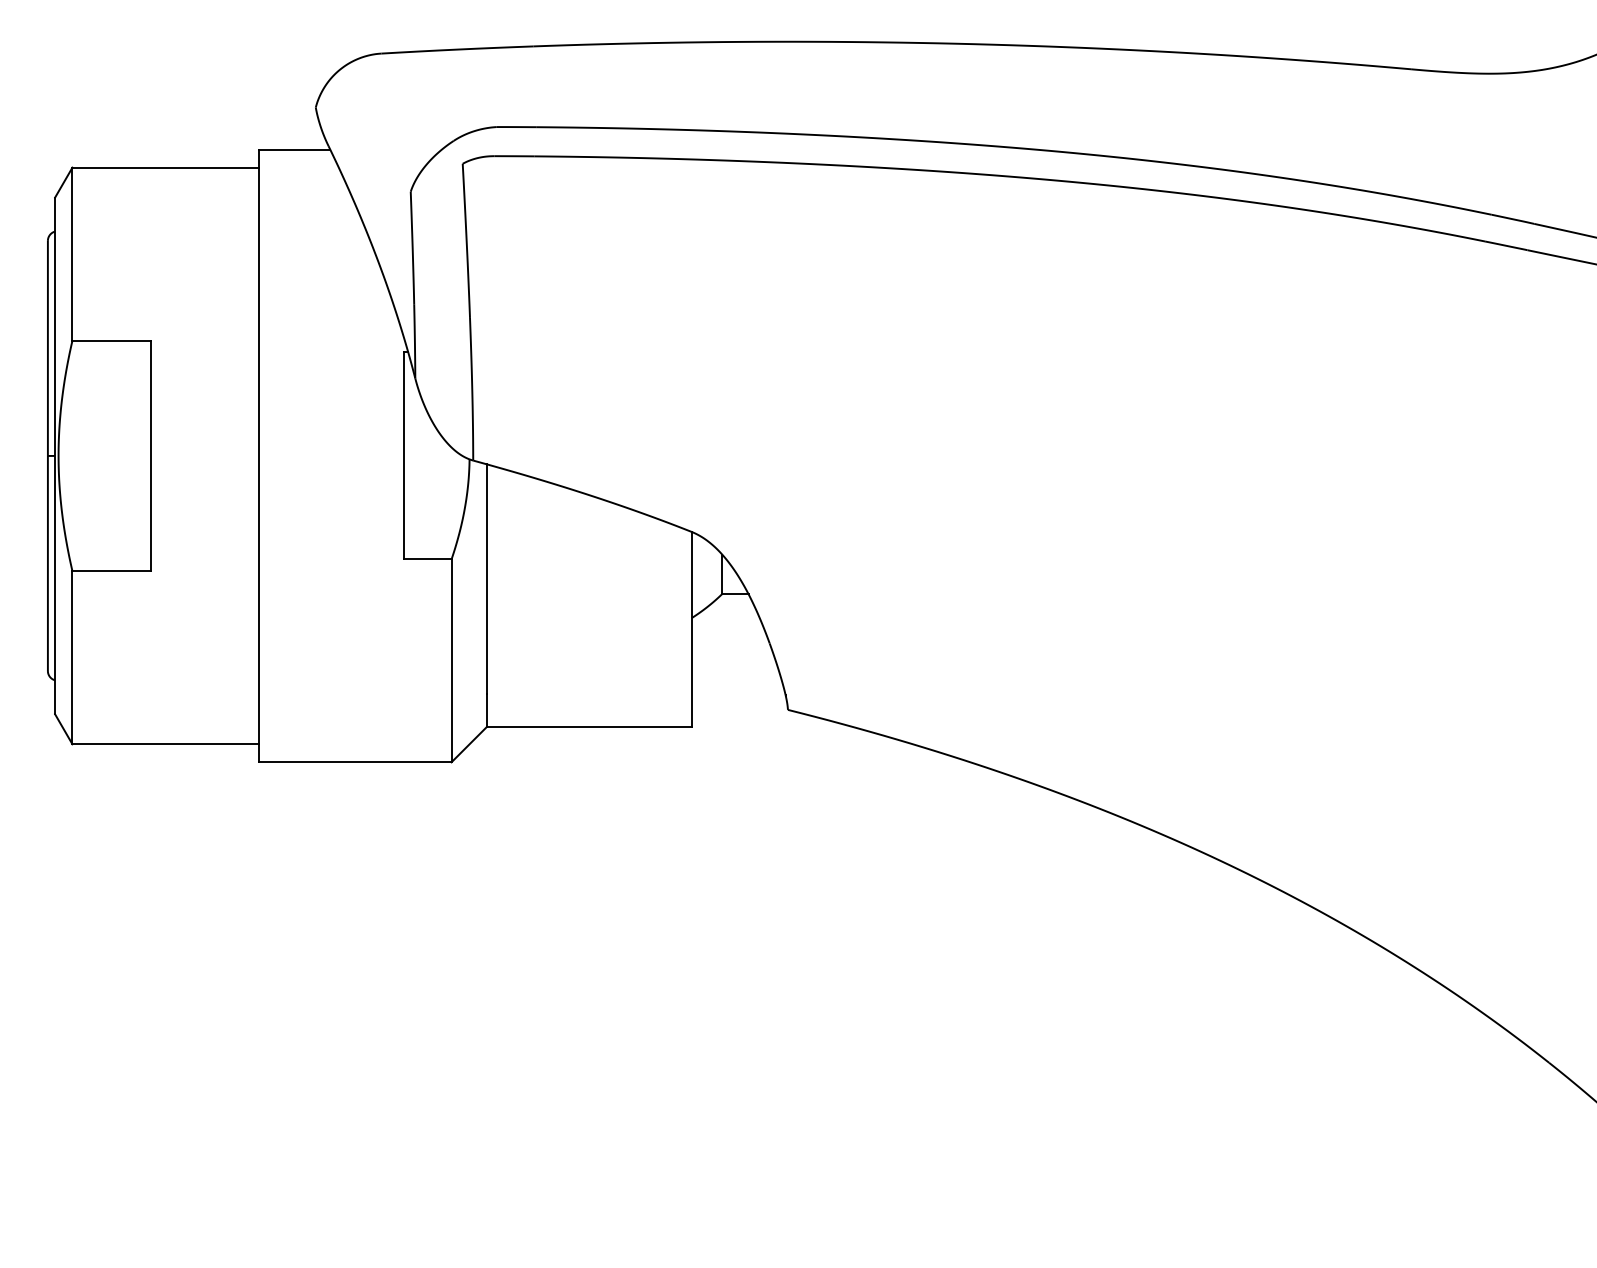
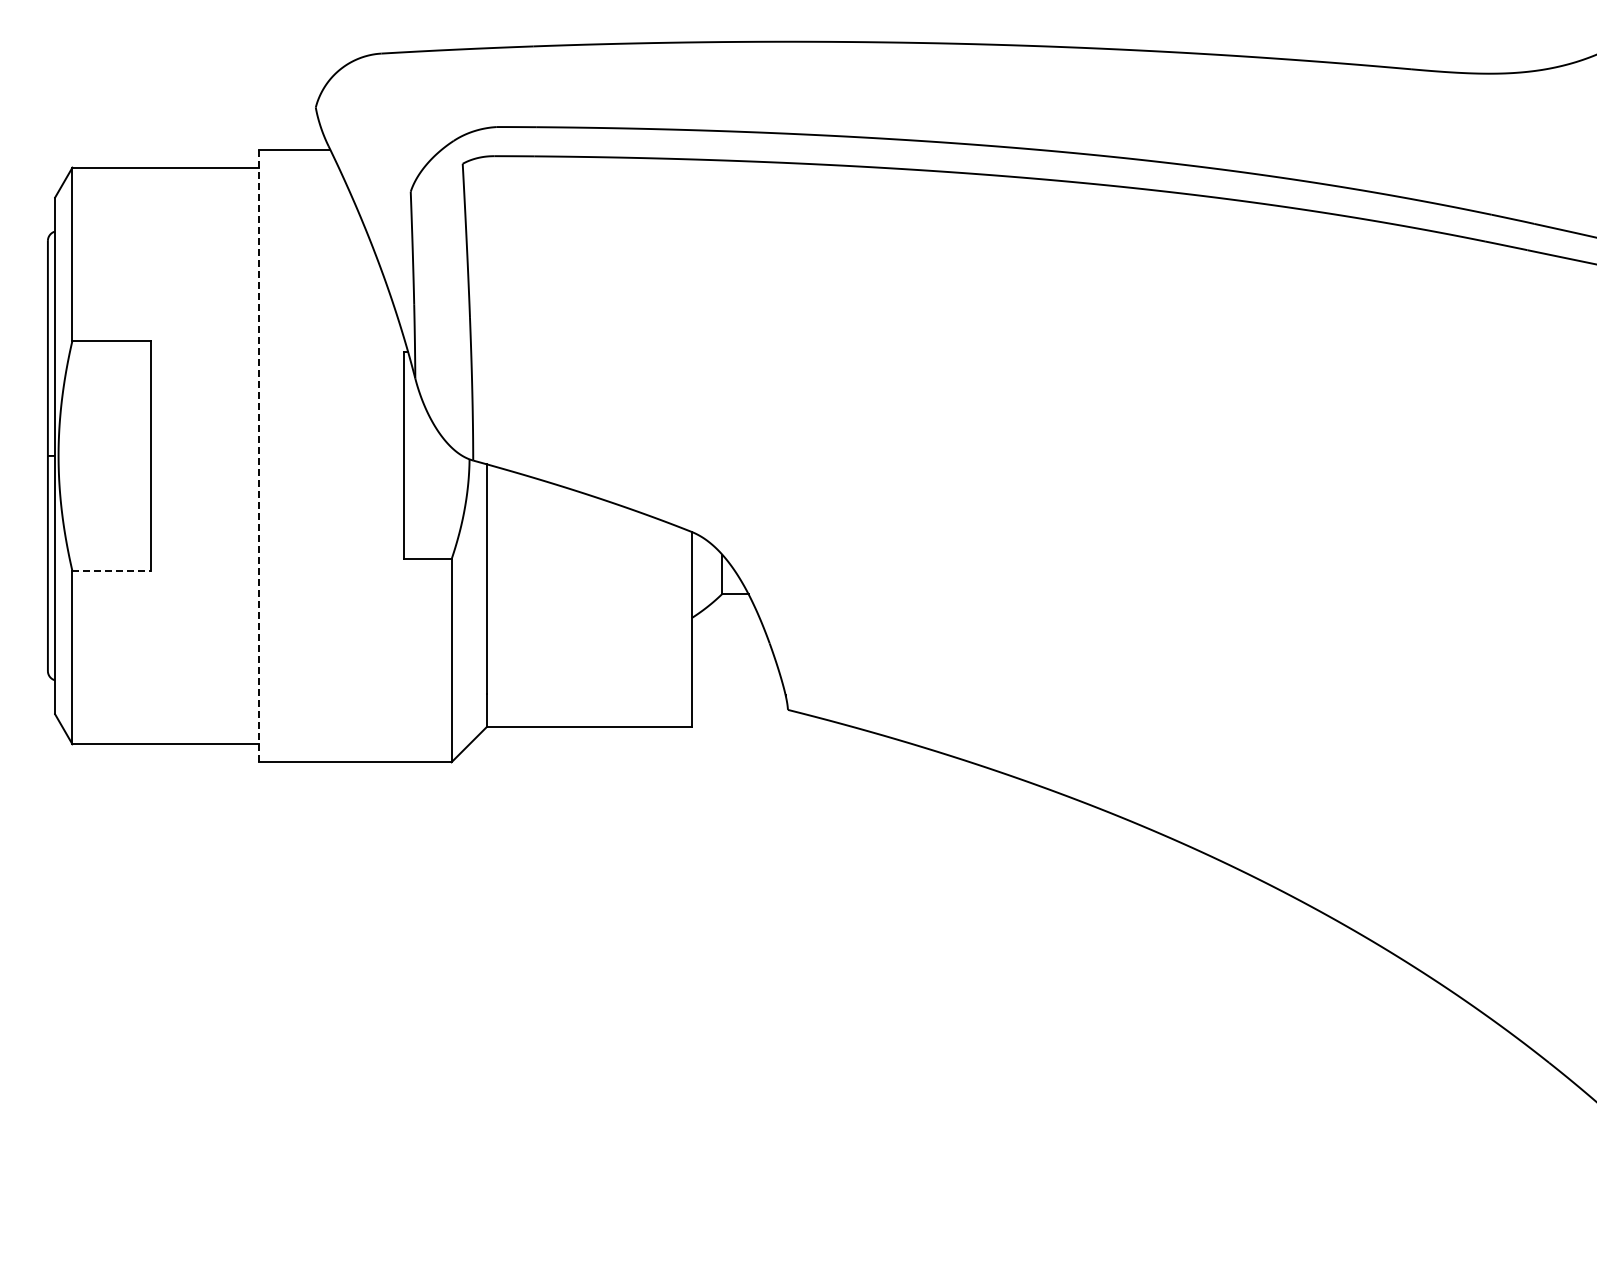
line: solid -> dashed (259, 456)
line: solid -> dashed (112, 571)
